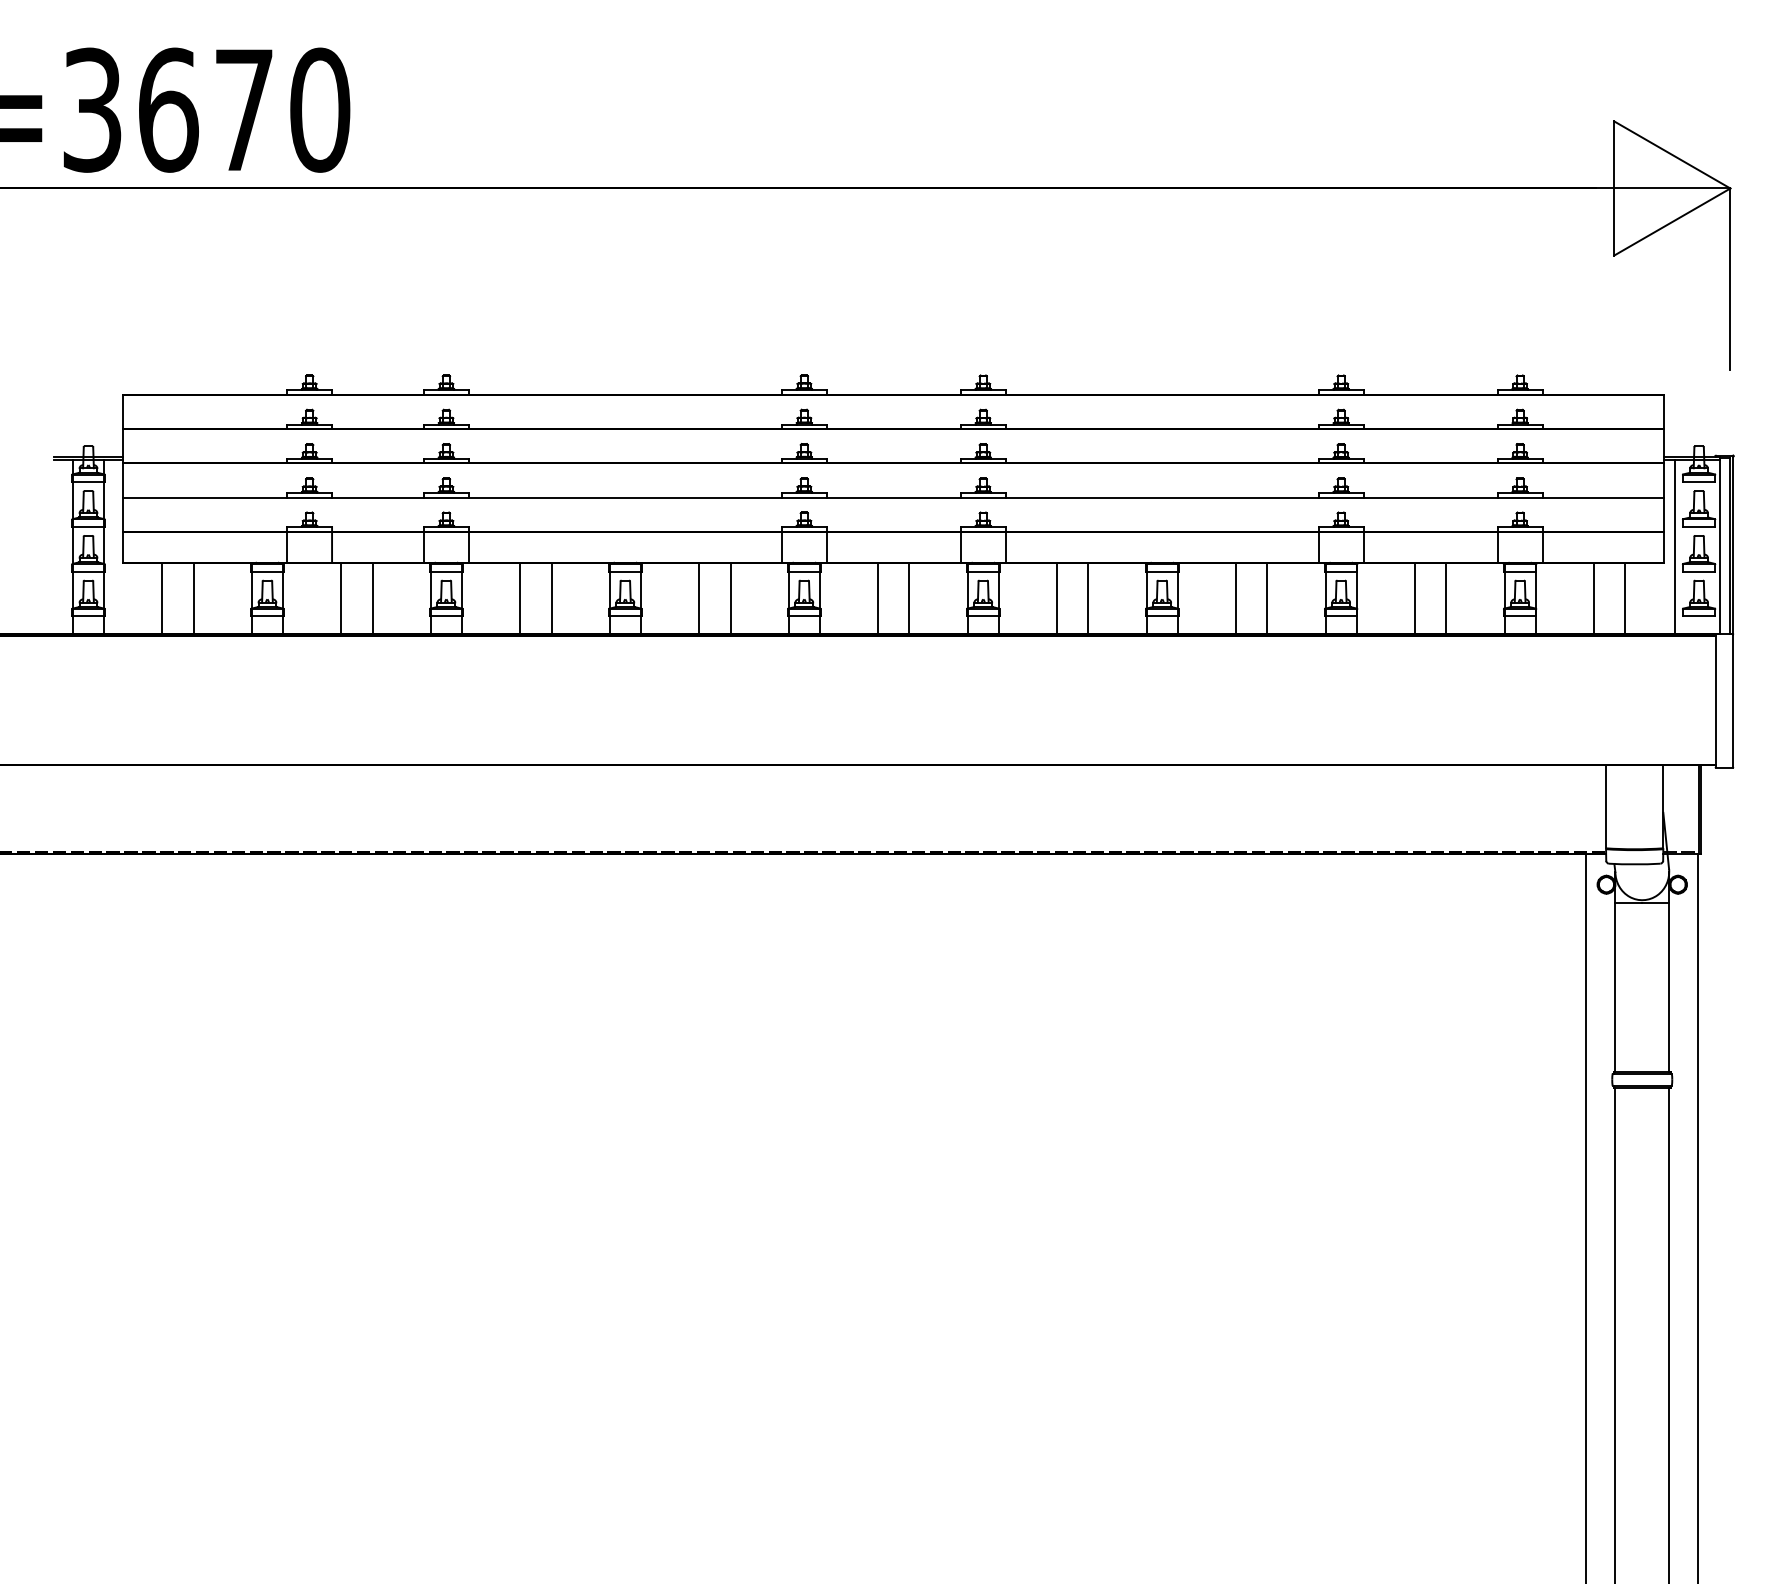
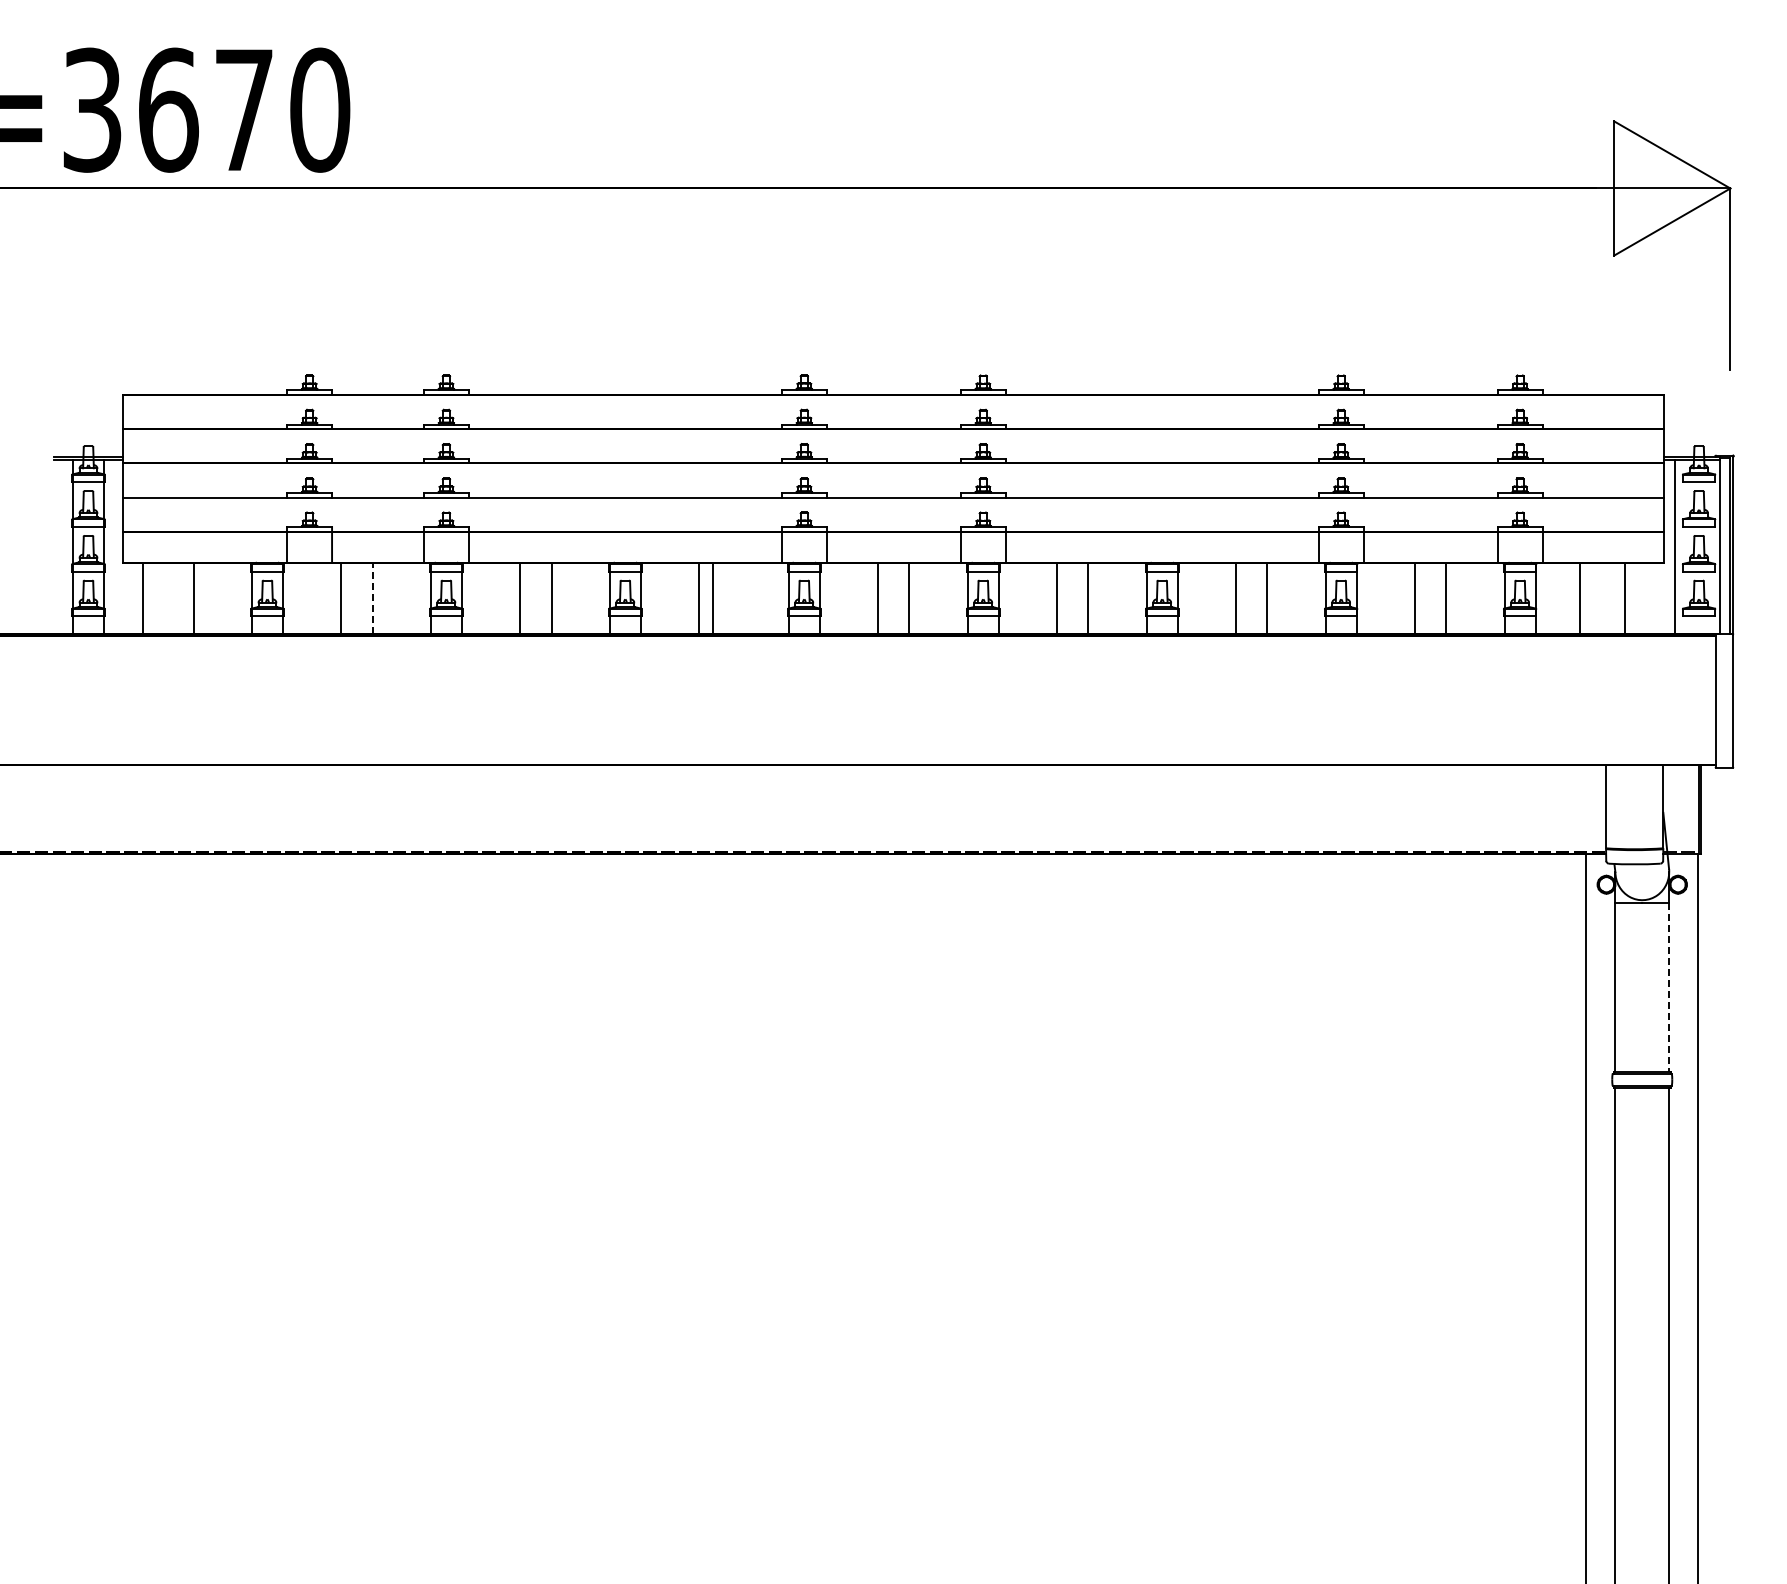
line position: (162, 598) -> (143, 598) (143, 598)
line: solid -> dashed (372, 598)
line position: (730, 598) -> (712, 598) (712, 598)
line position: (1593, 598) -> (1579, 598) (1579, 598)
line: solid -> dashed (1669, 987)
